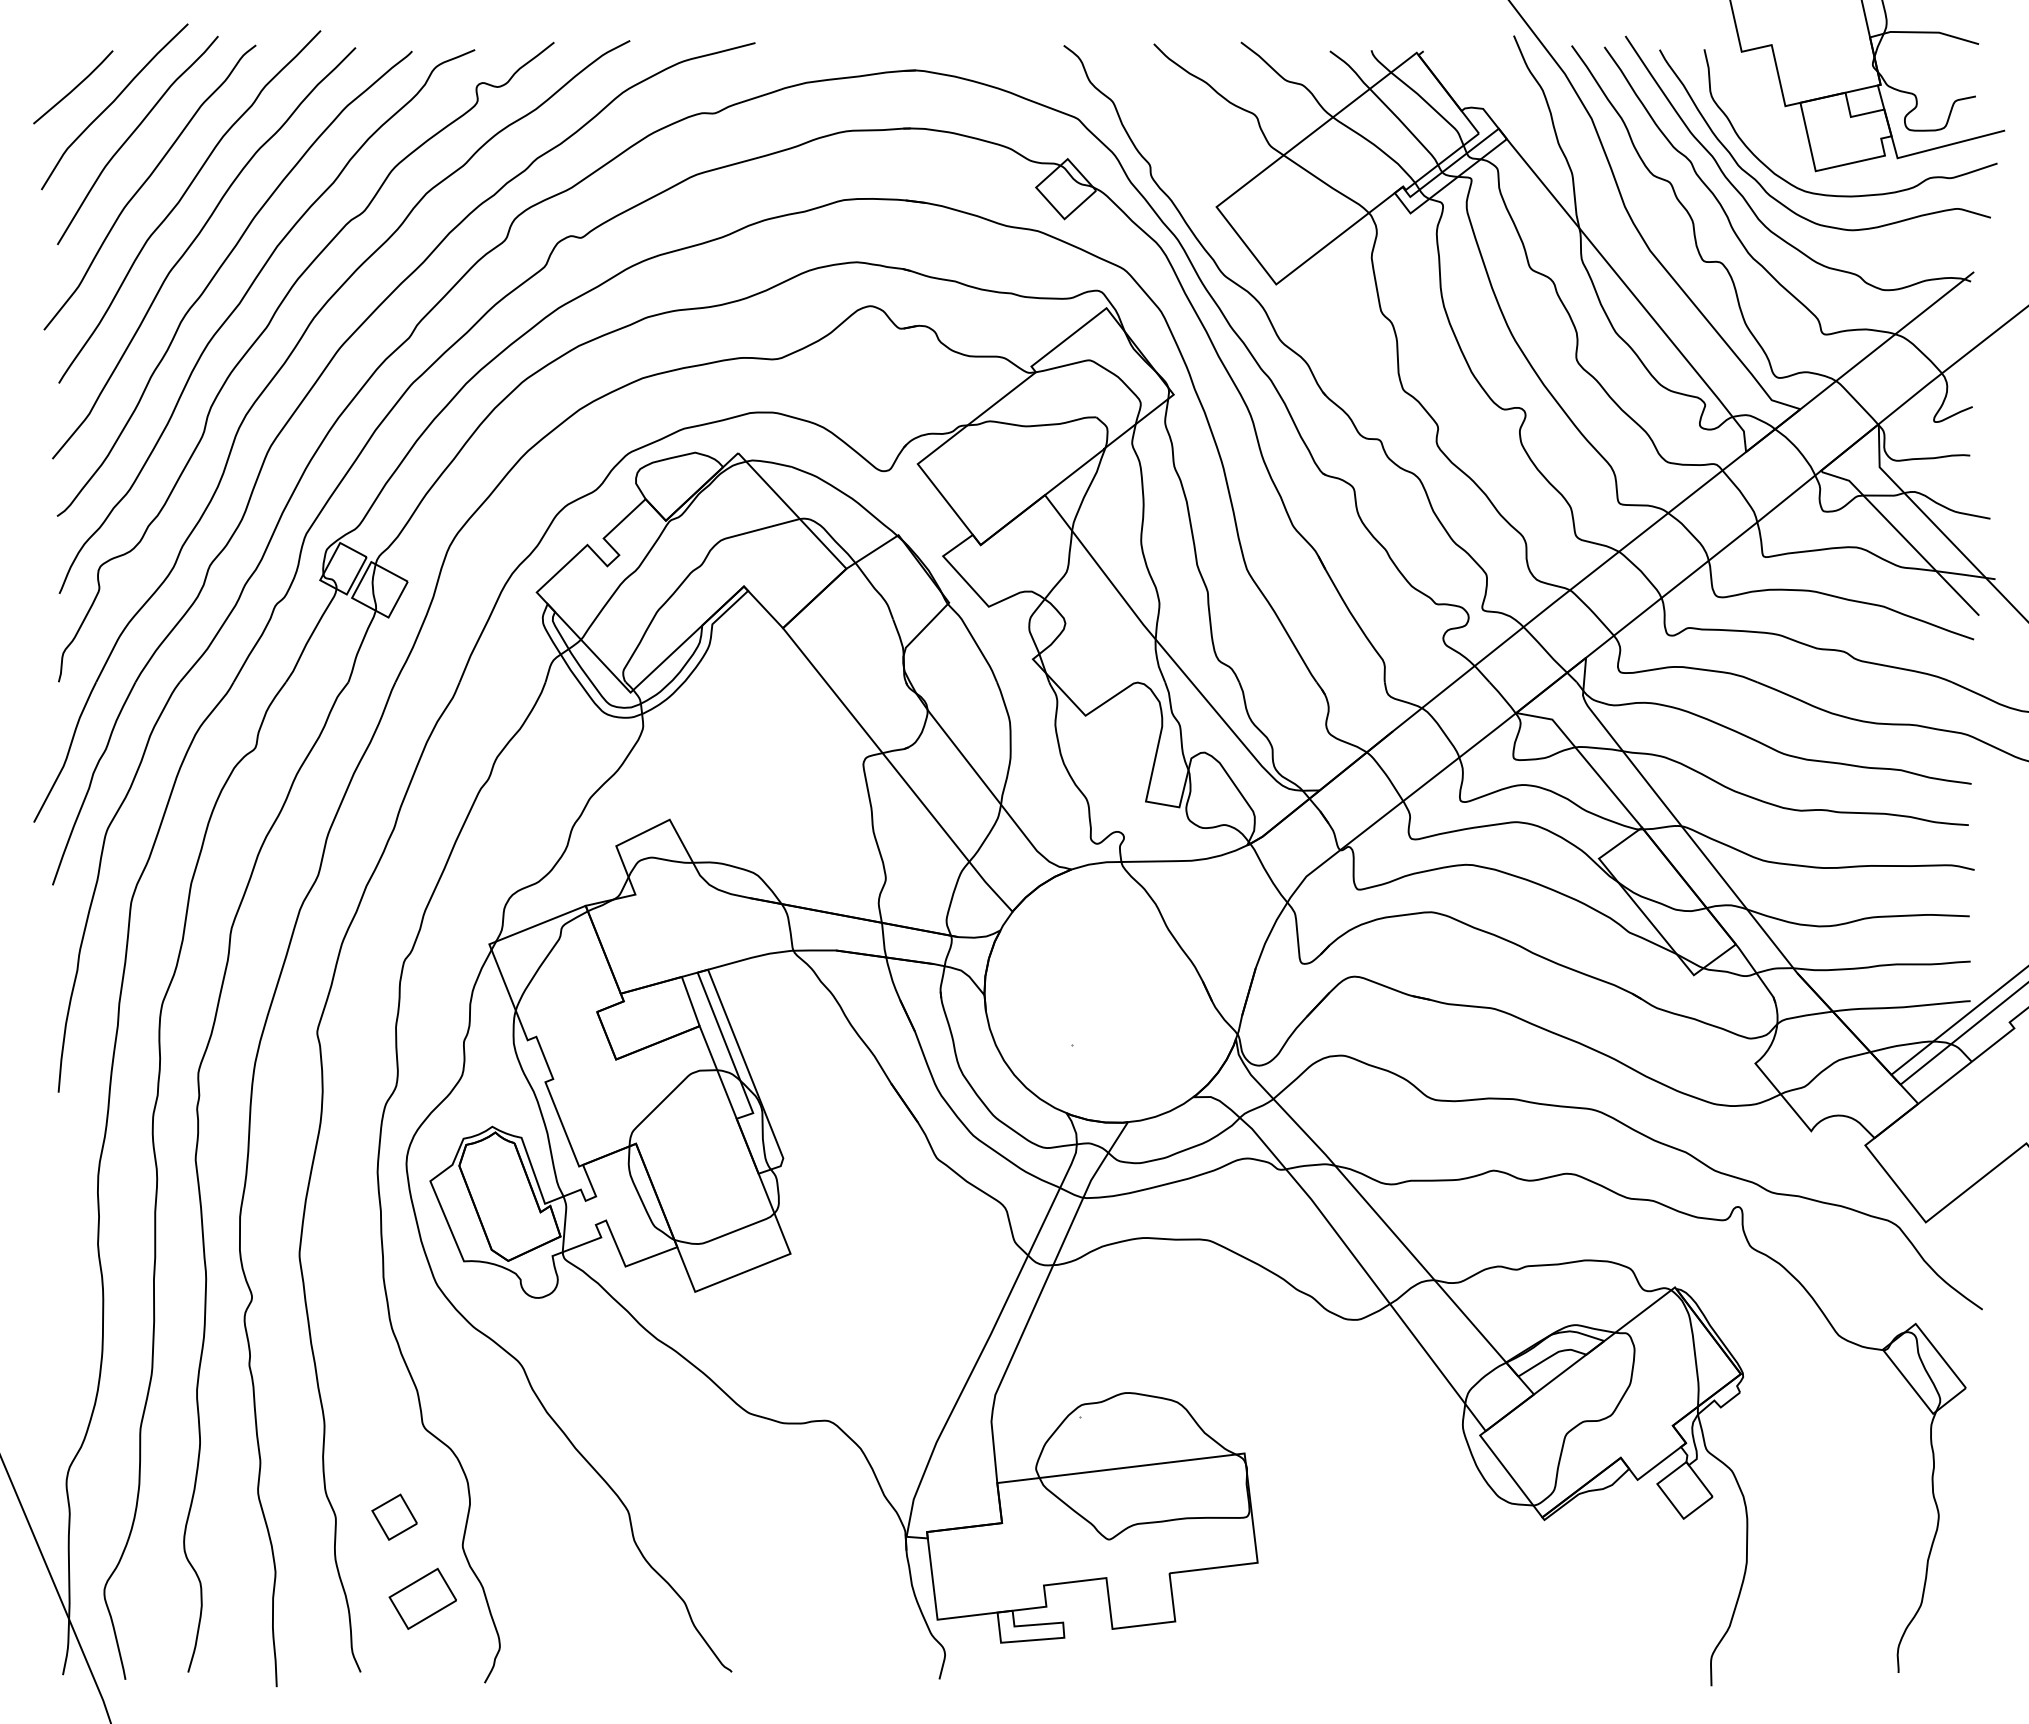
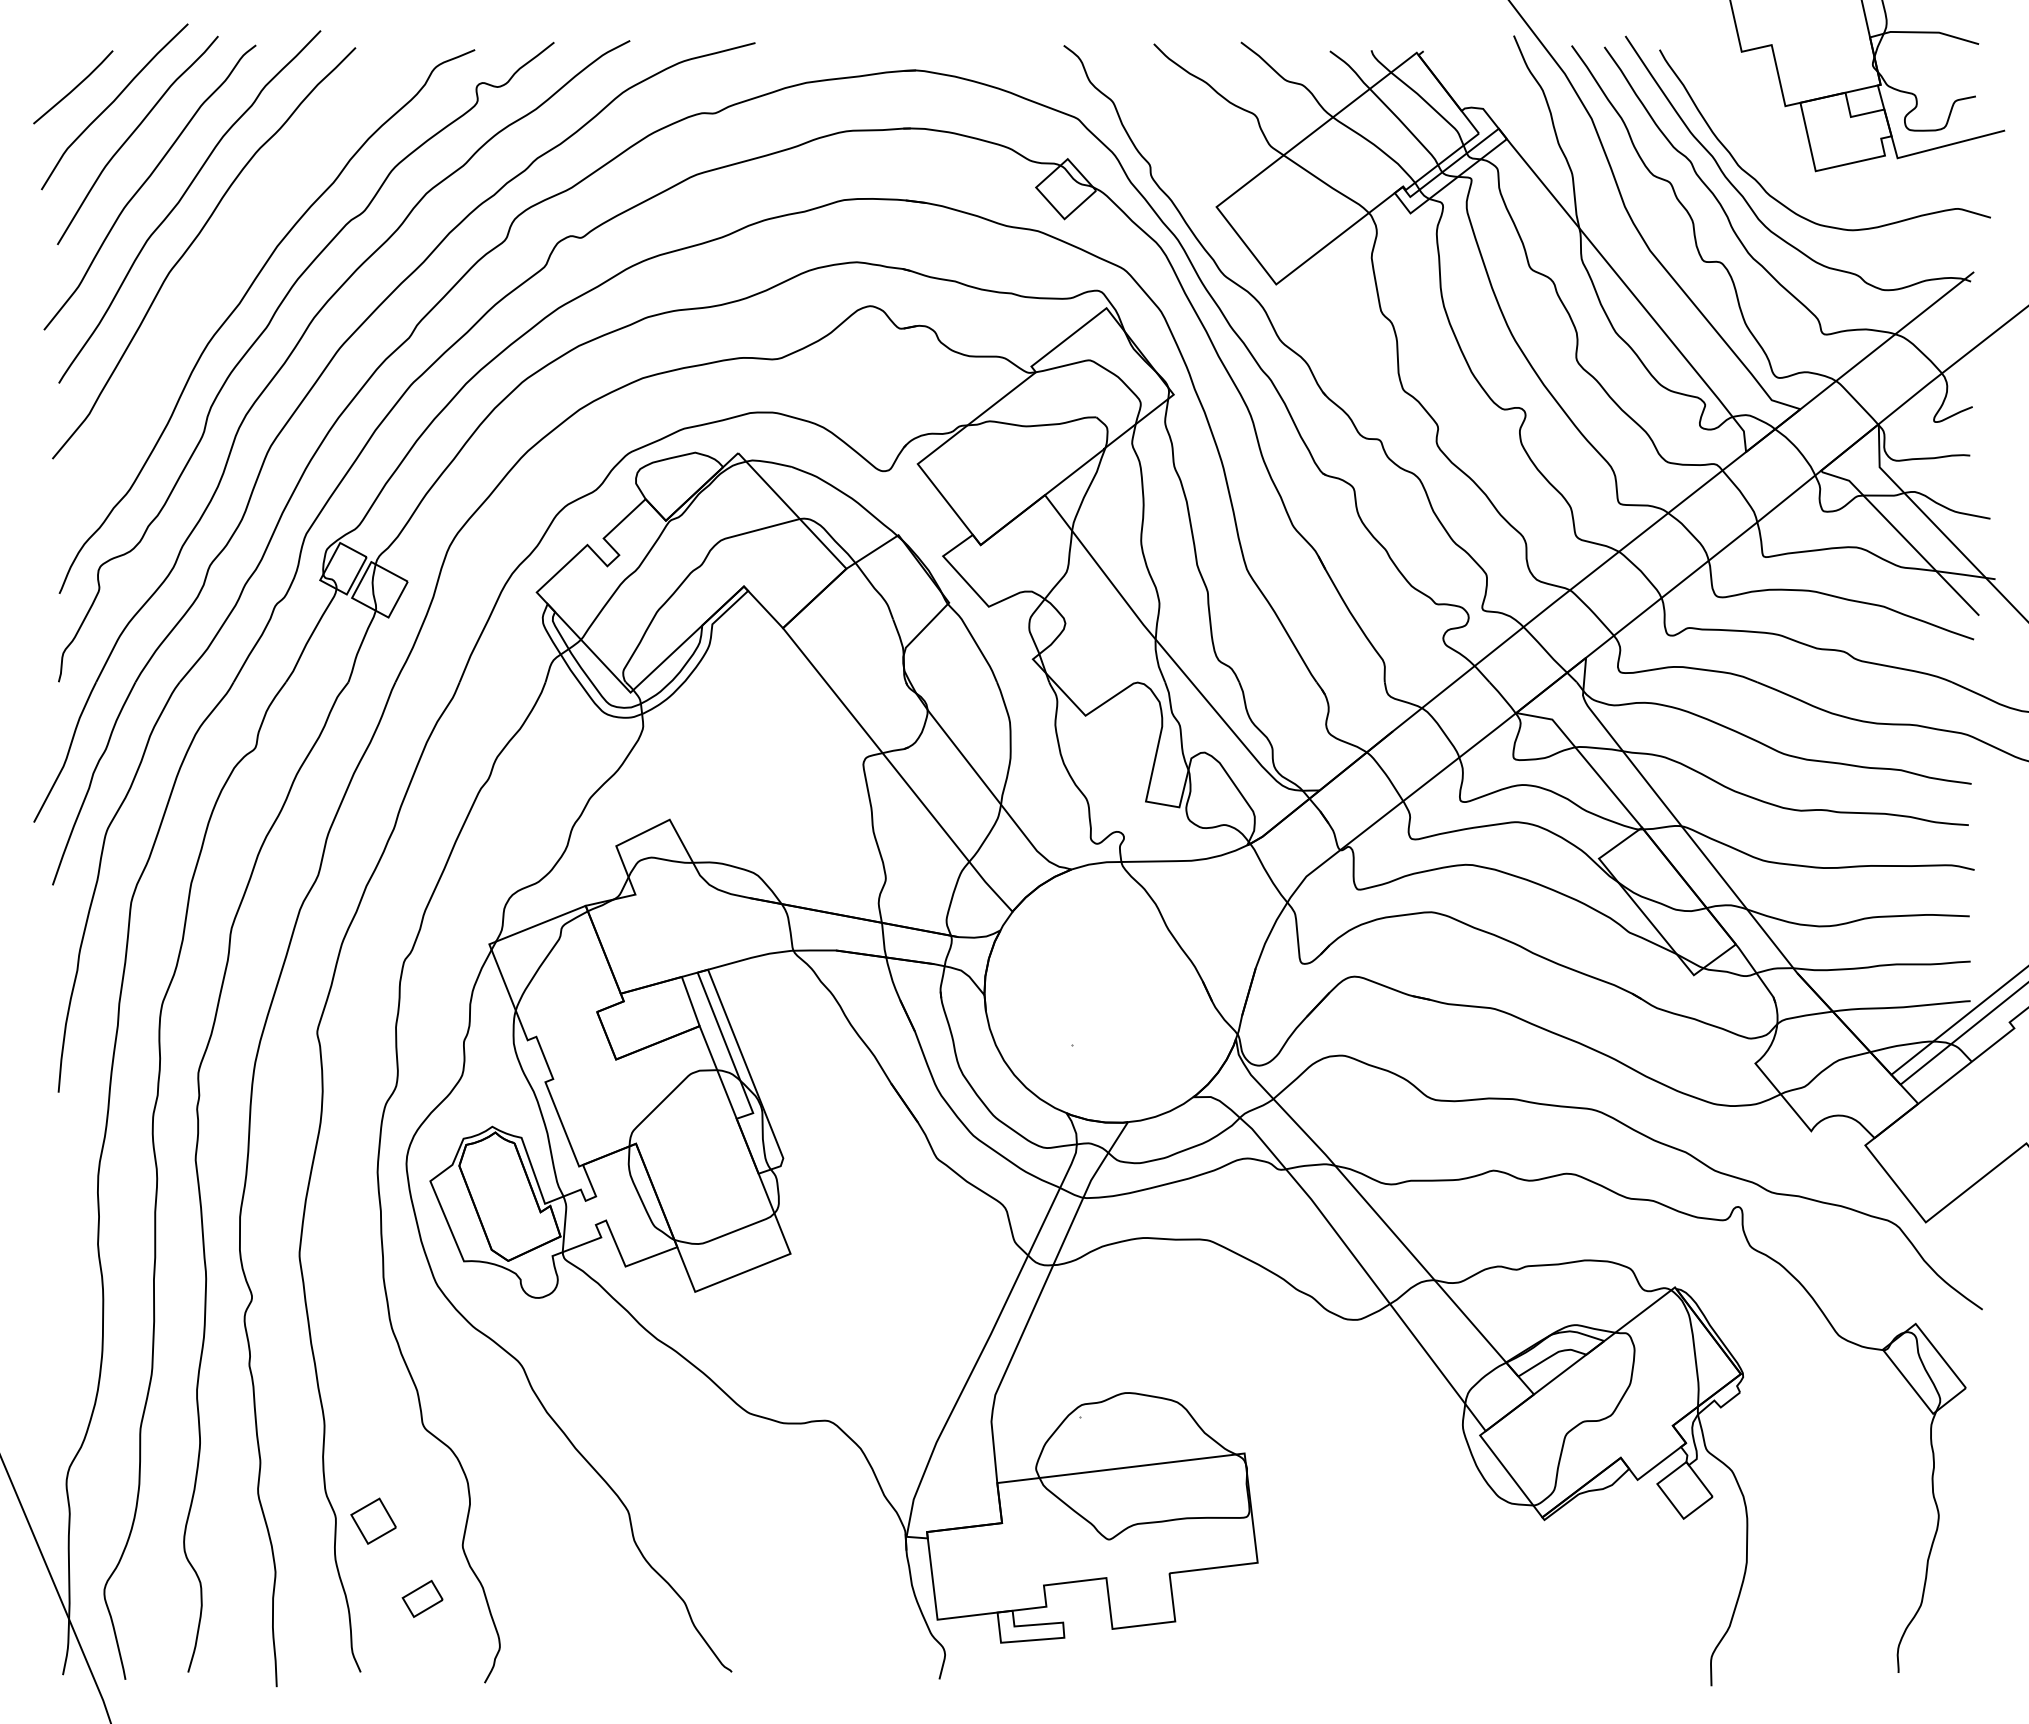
curve: present -> none (1850, 195)
curve: present -> none (217, 273)
part position: (394, 1516) -> (373, 1520) (373, 1520)
part size: 69x62 px -> 43x39 px (422, 1598)
